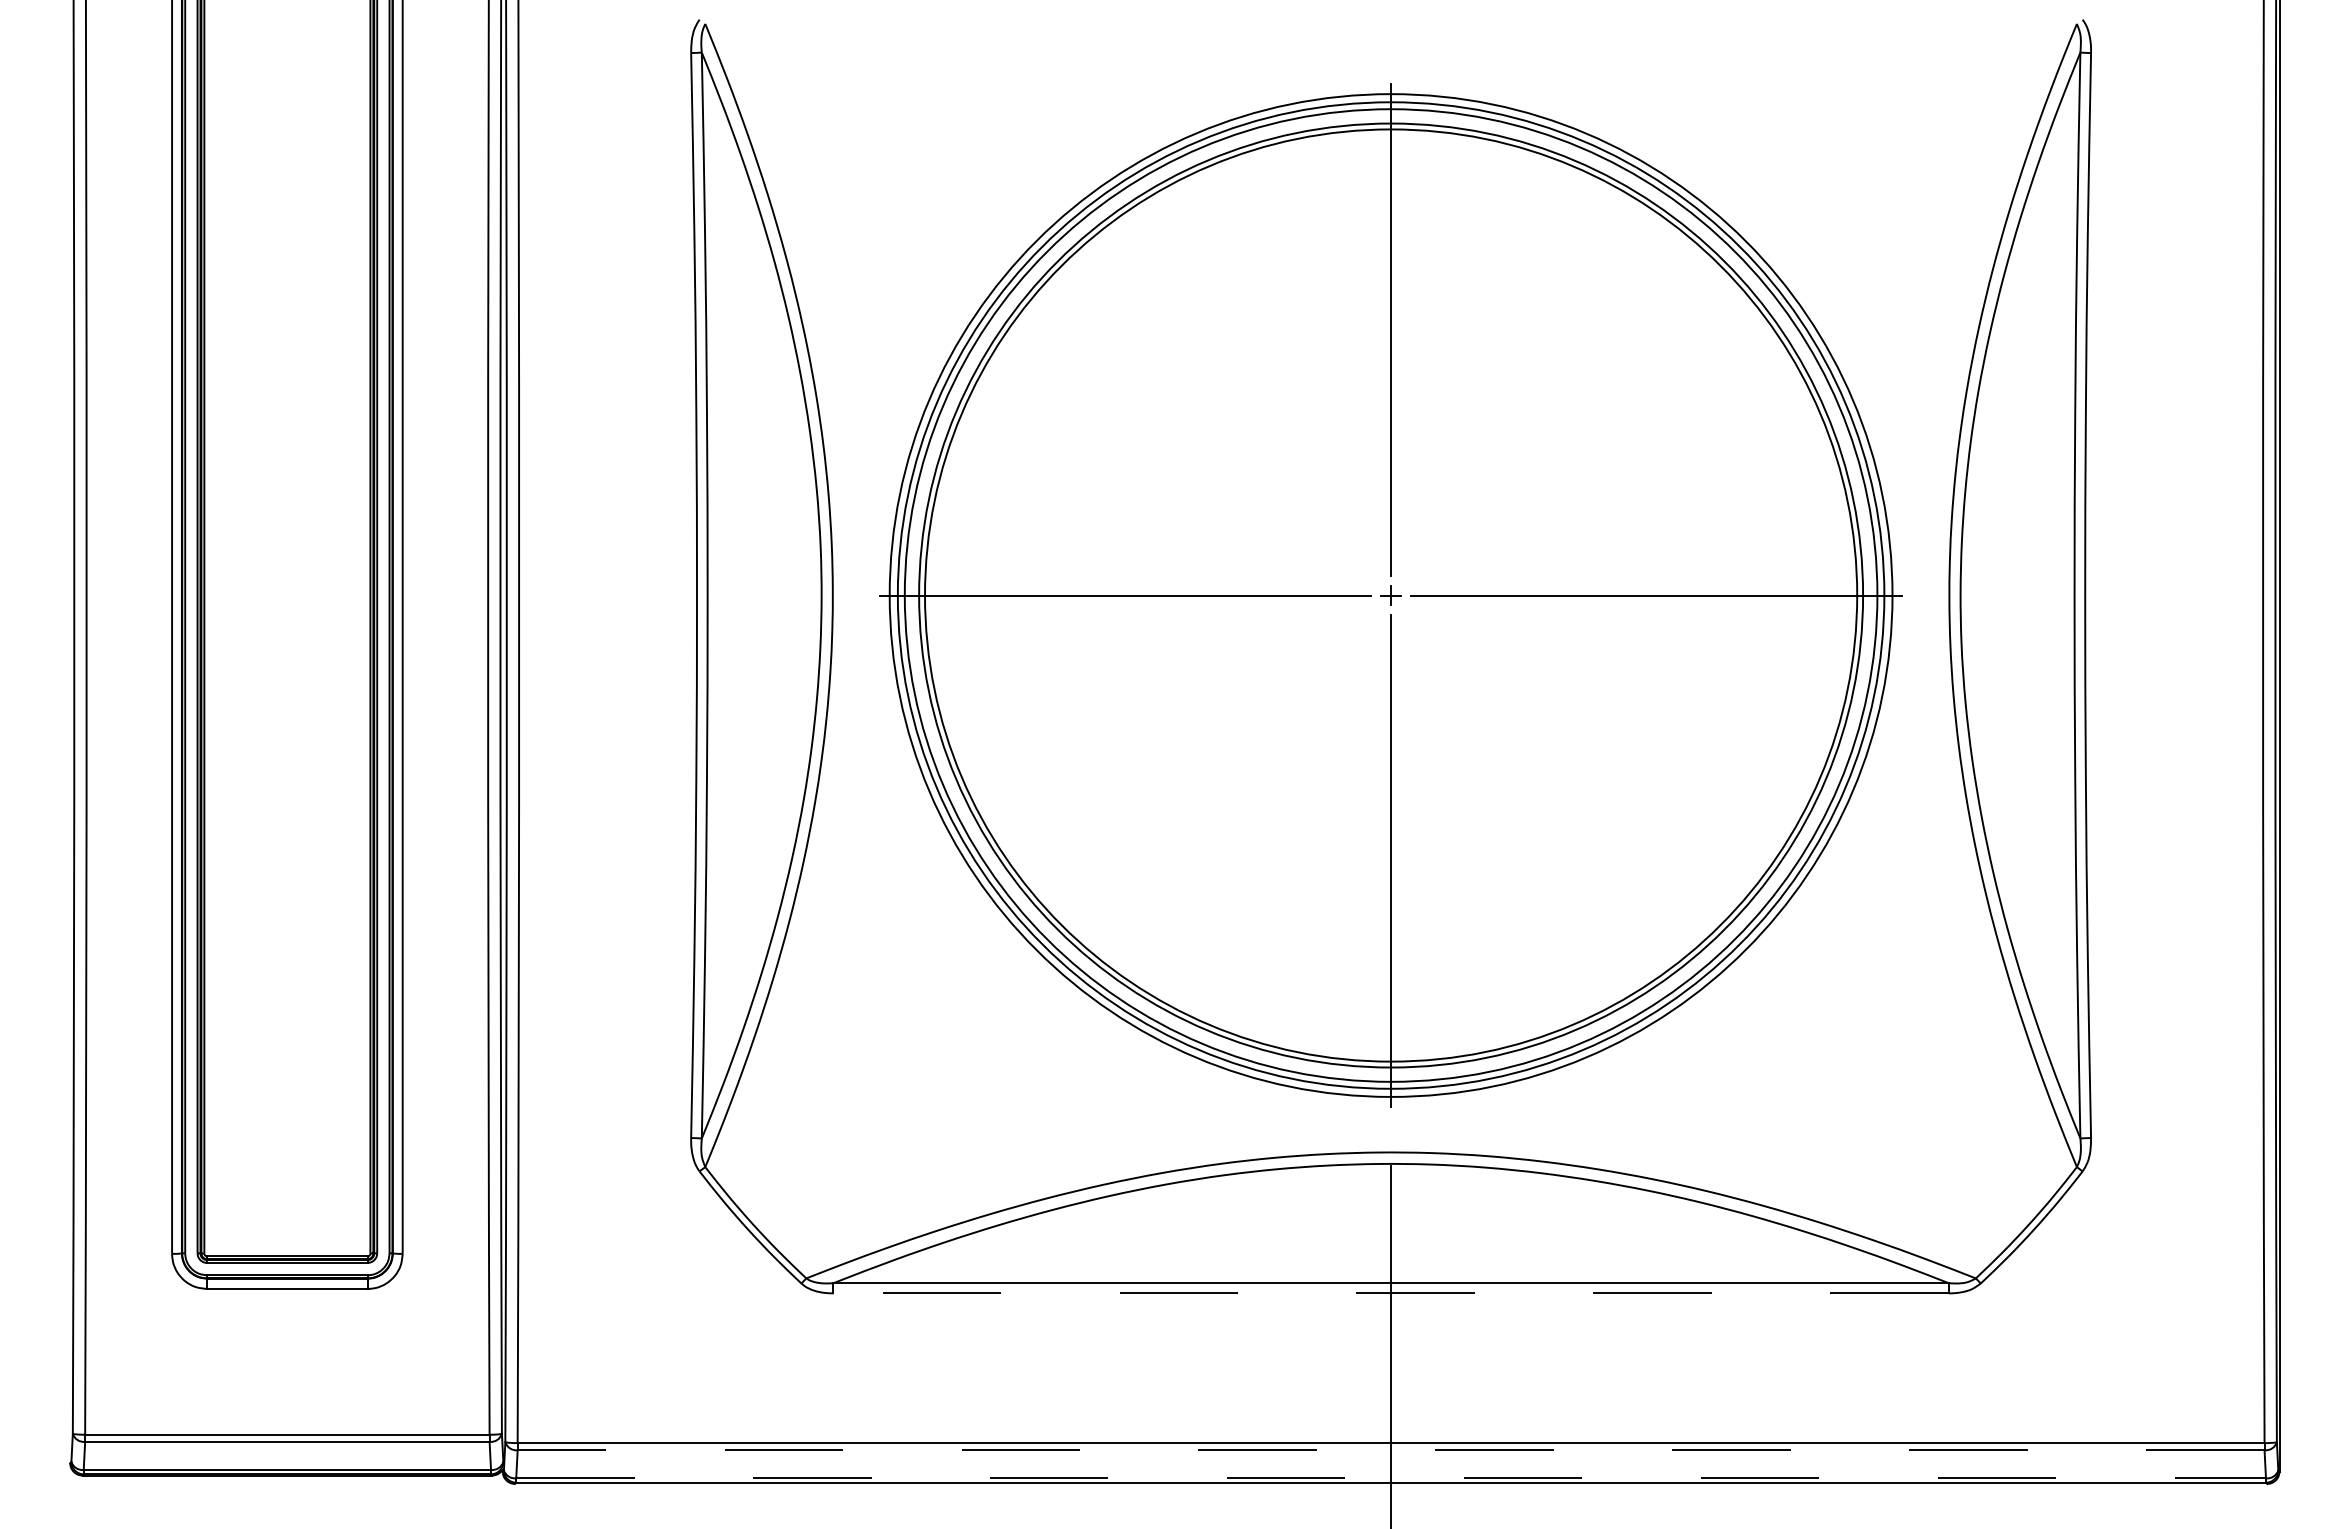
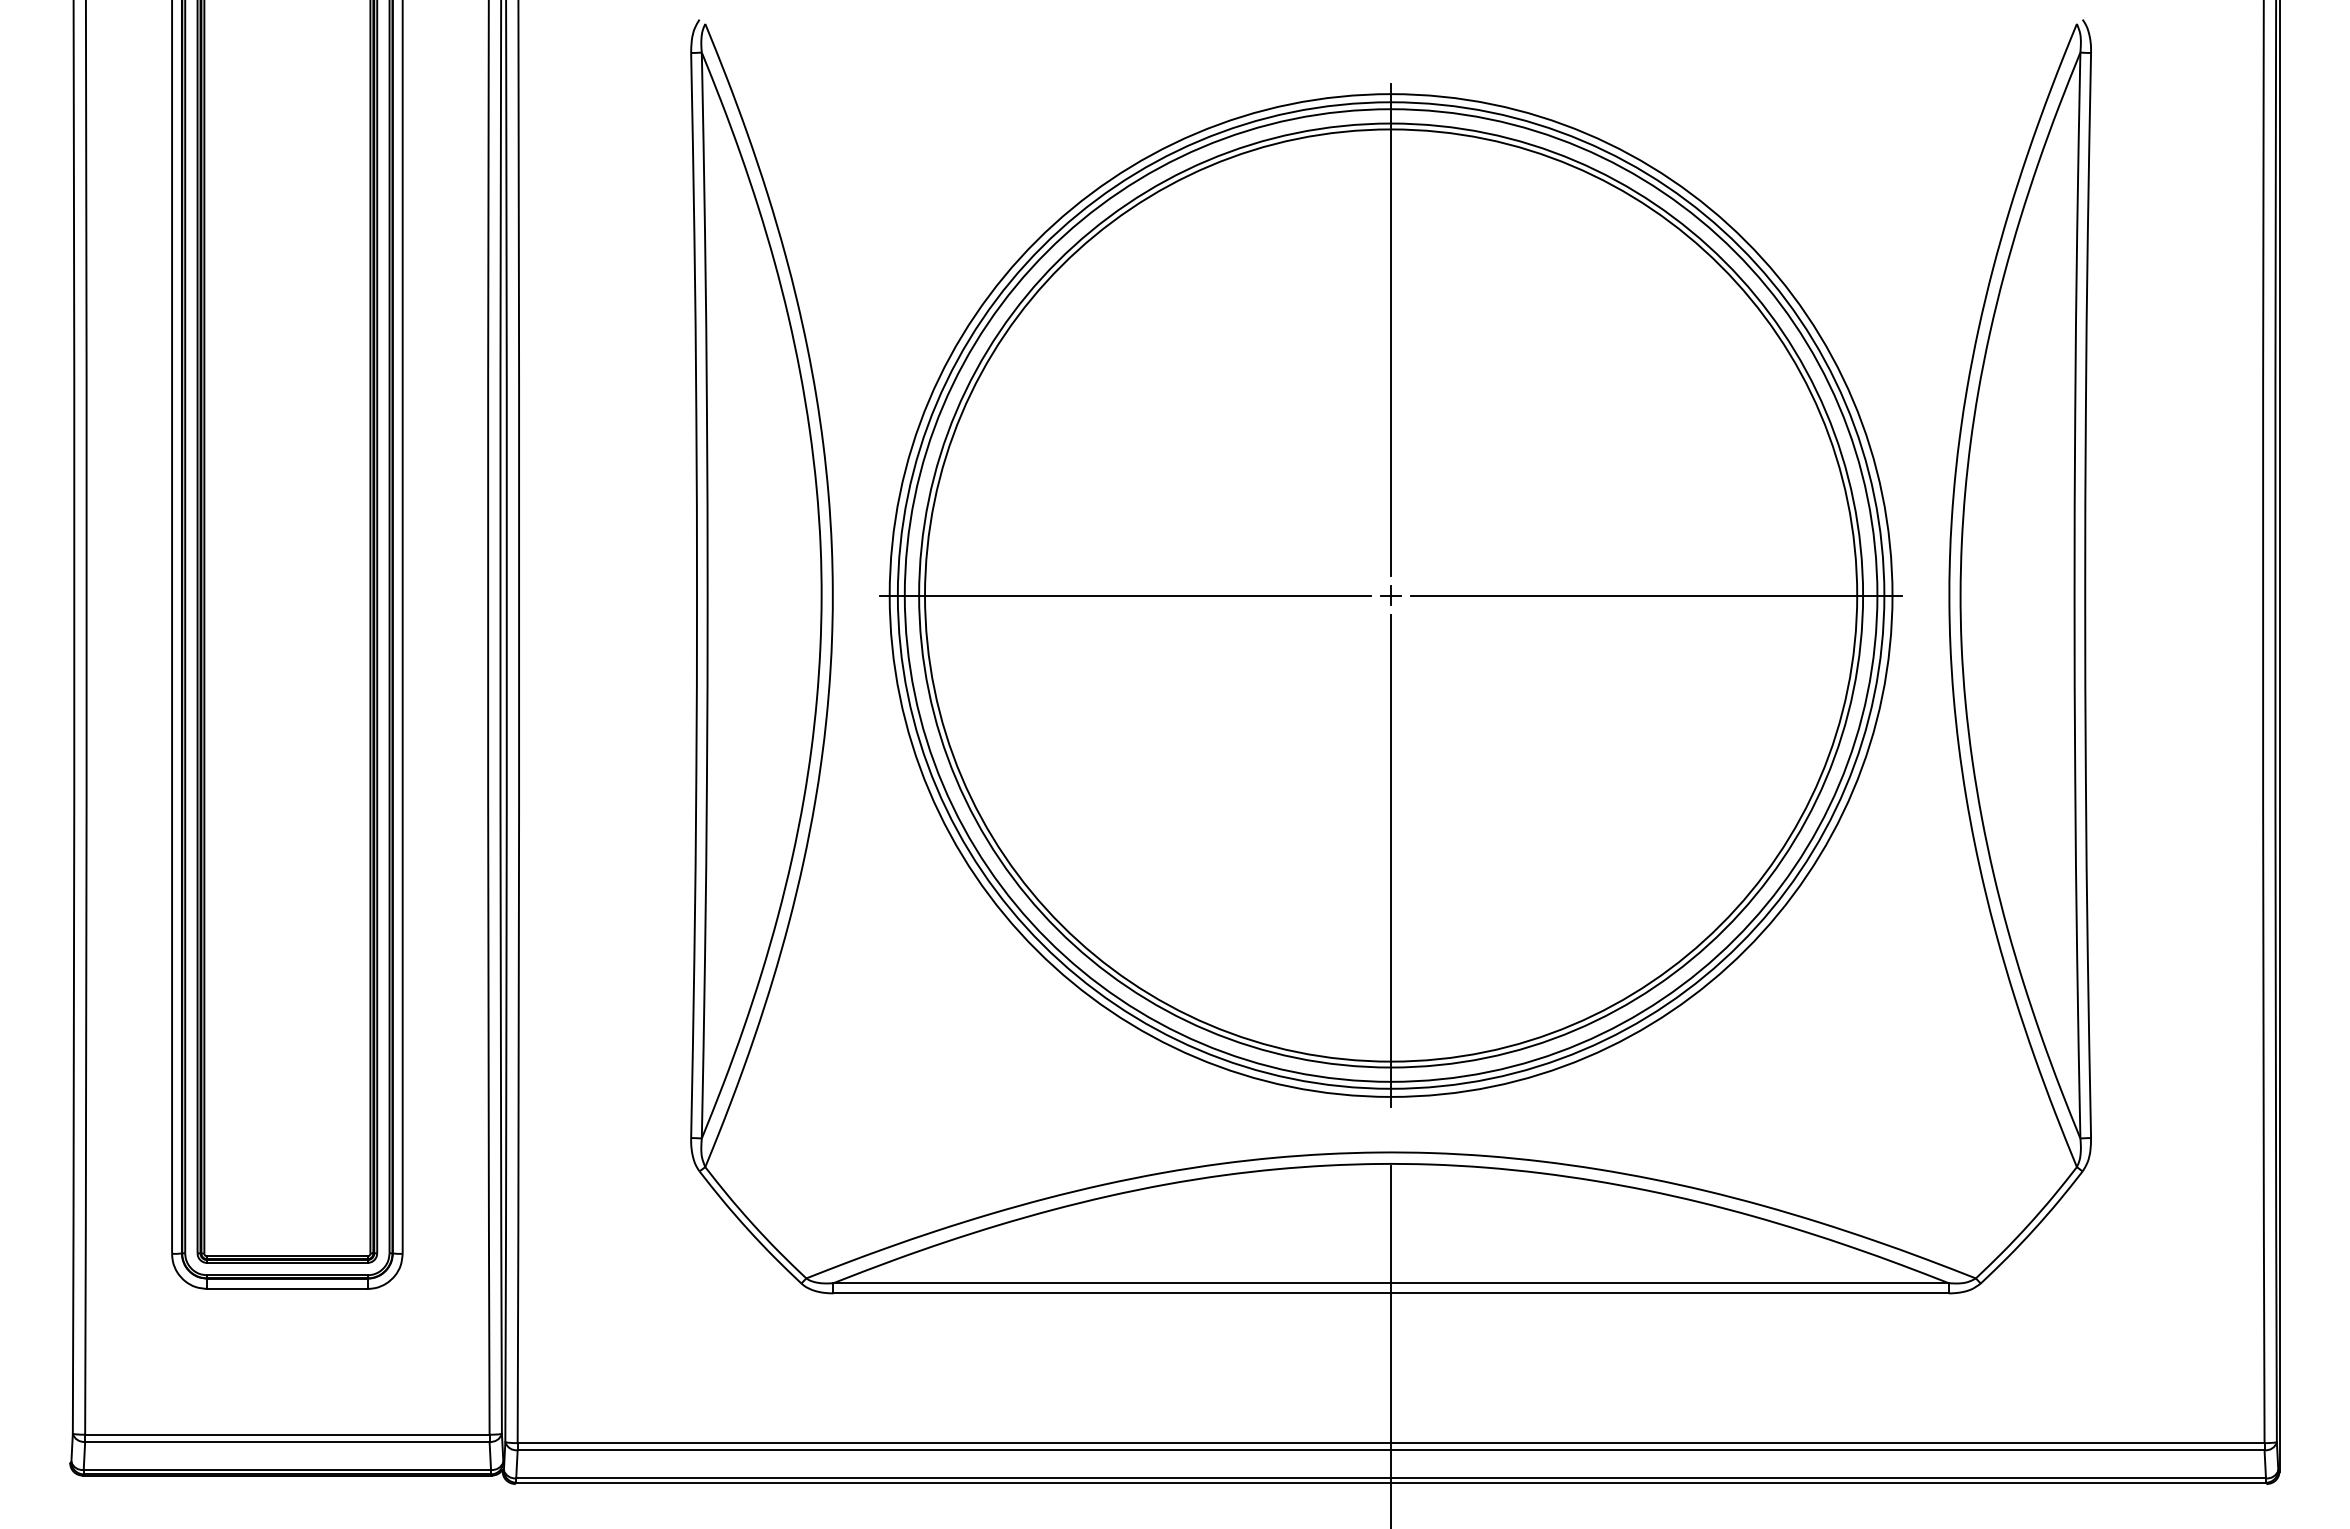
line: dashed -> solid (1391, 1293)
line: dashed -> solid (1390, 1450)
line: dashed -> solid (1391, 1478)
